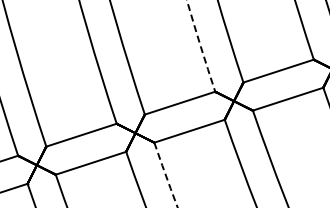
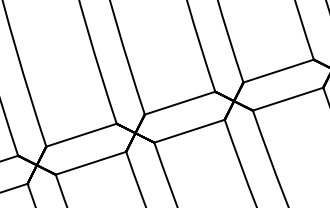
arc: dashed -> solid (200, 46)
arc: dashed -> solid (166, 176)
